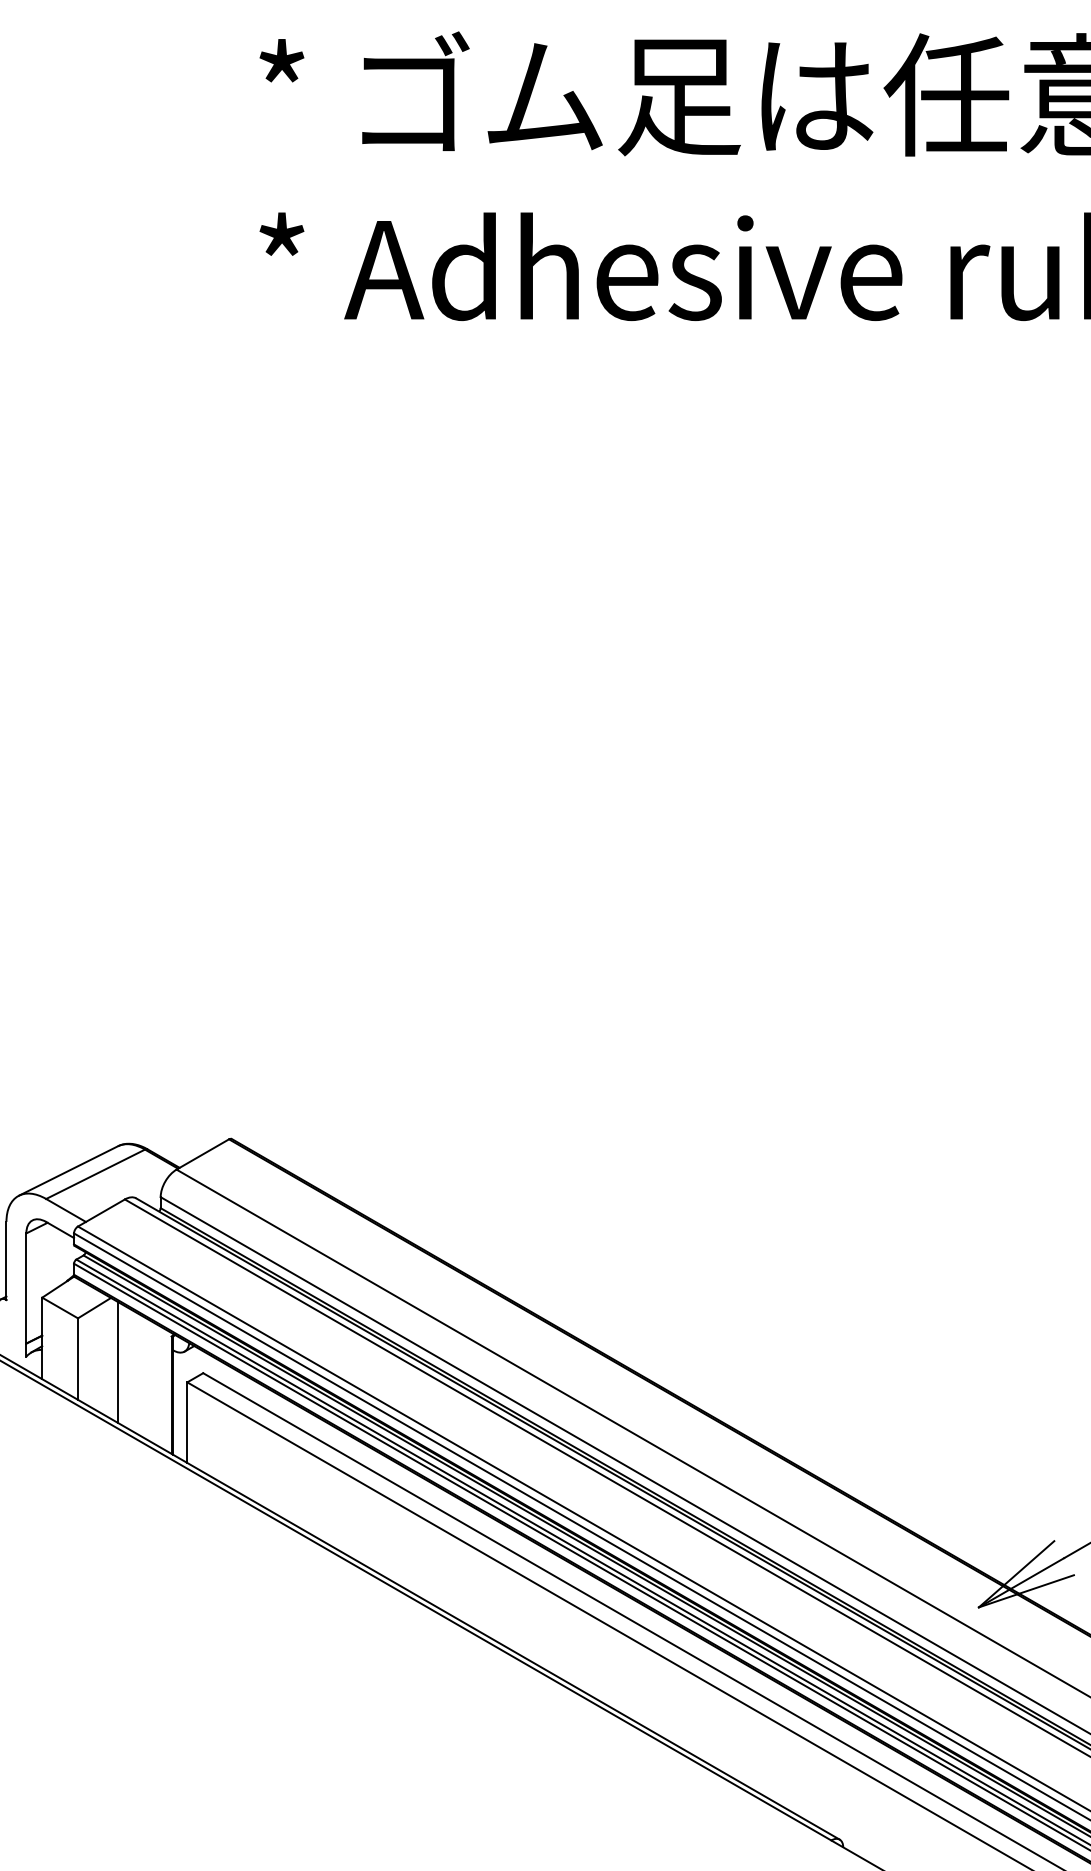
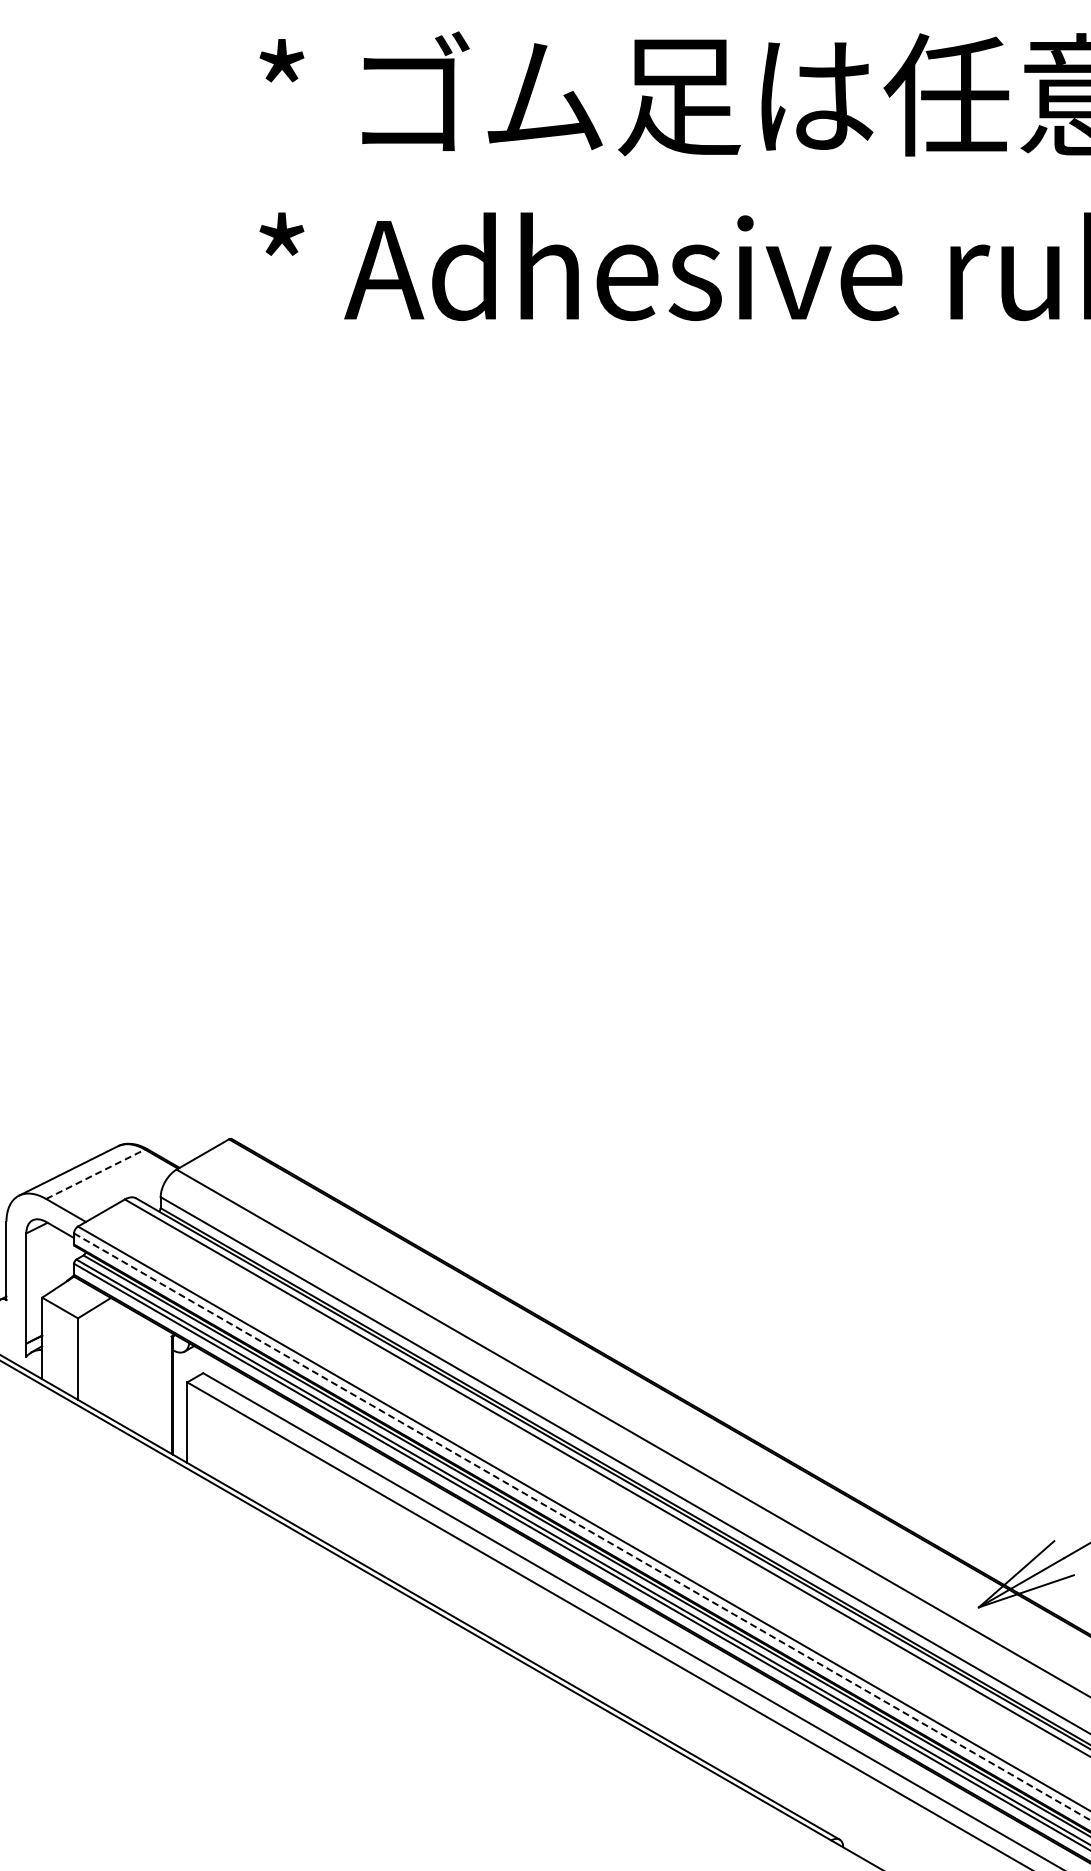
line: solid -> dashed (96, 1174)
line: present -> none (117, 1361)
line: solid -> dashed (582, 1526)
